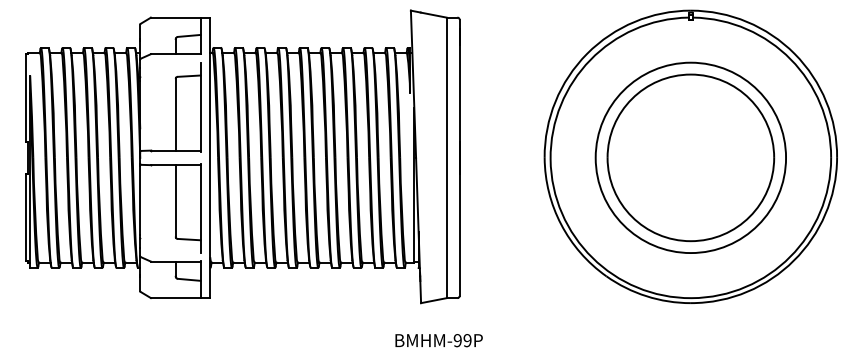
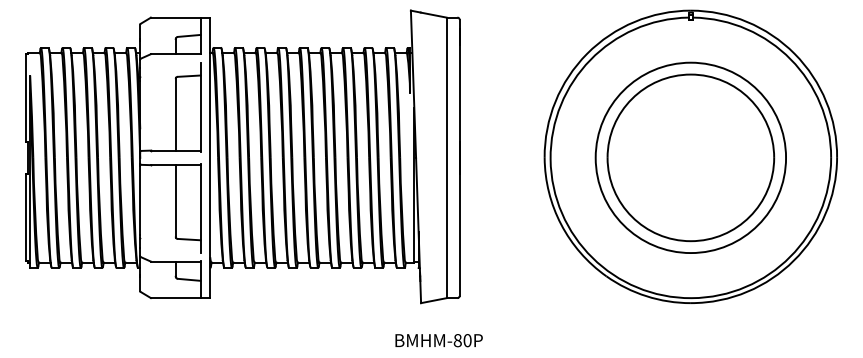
text: BMHM-99P -> BMHM-80P (462, 340)
